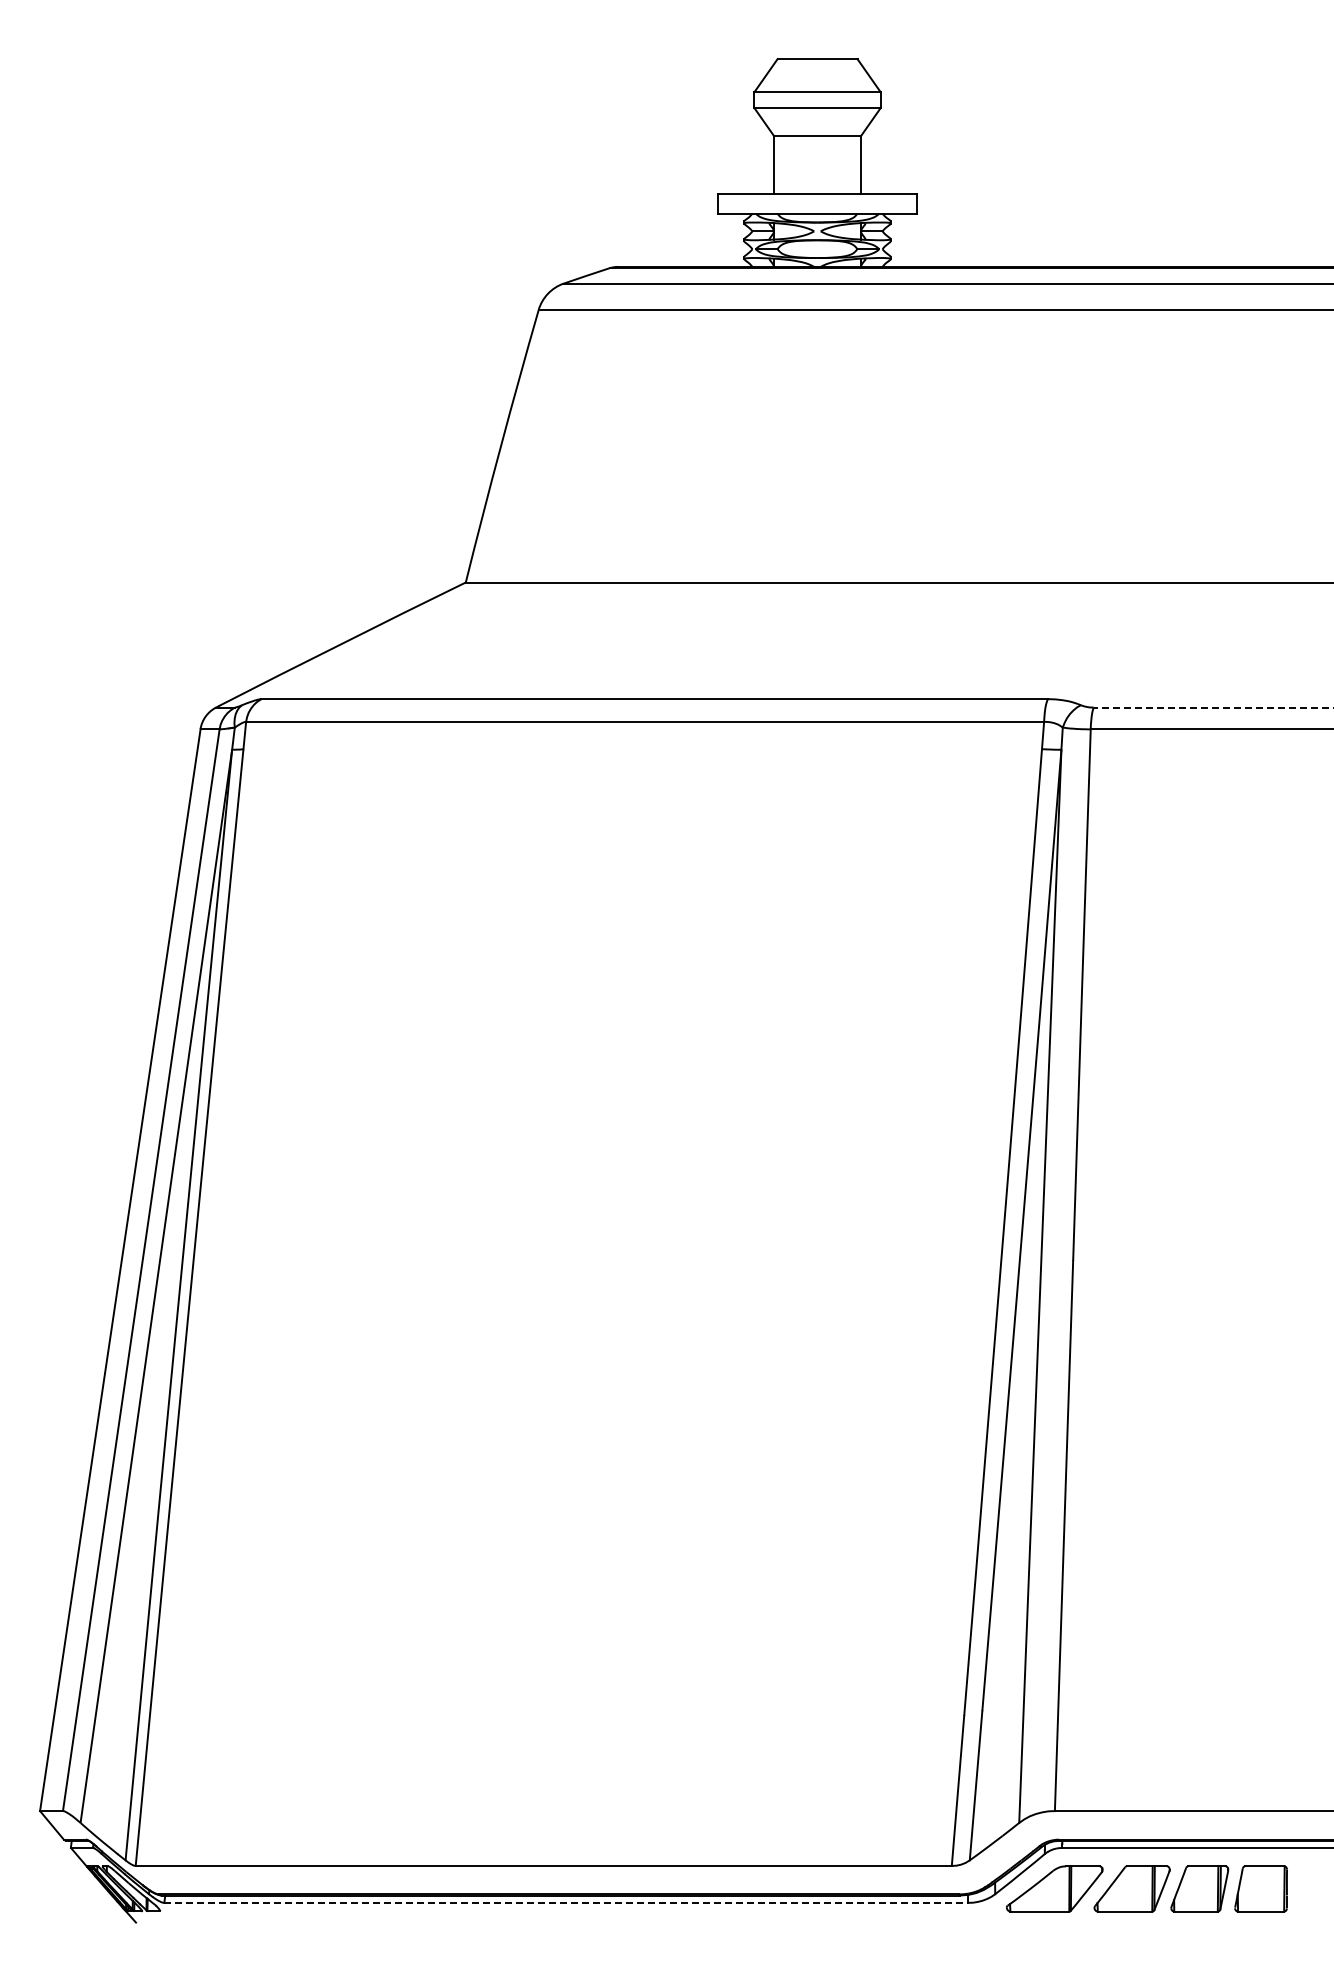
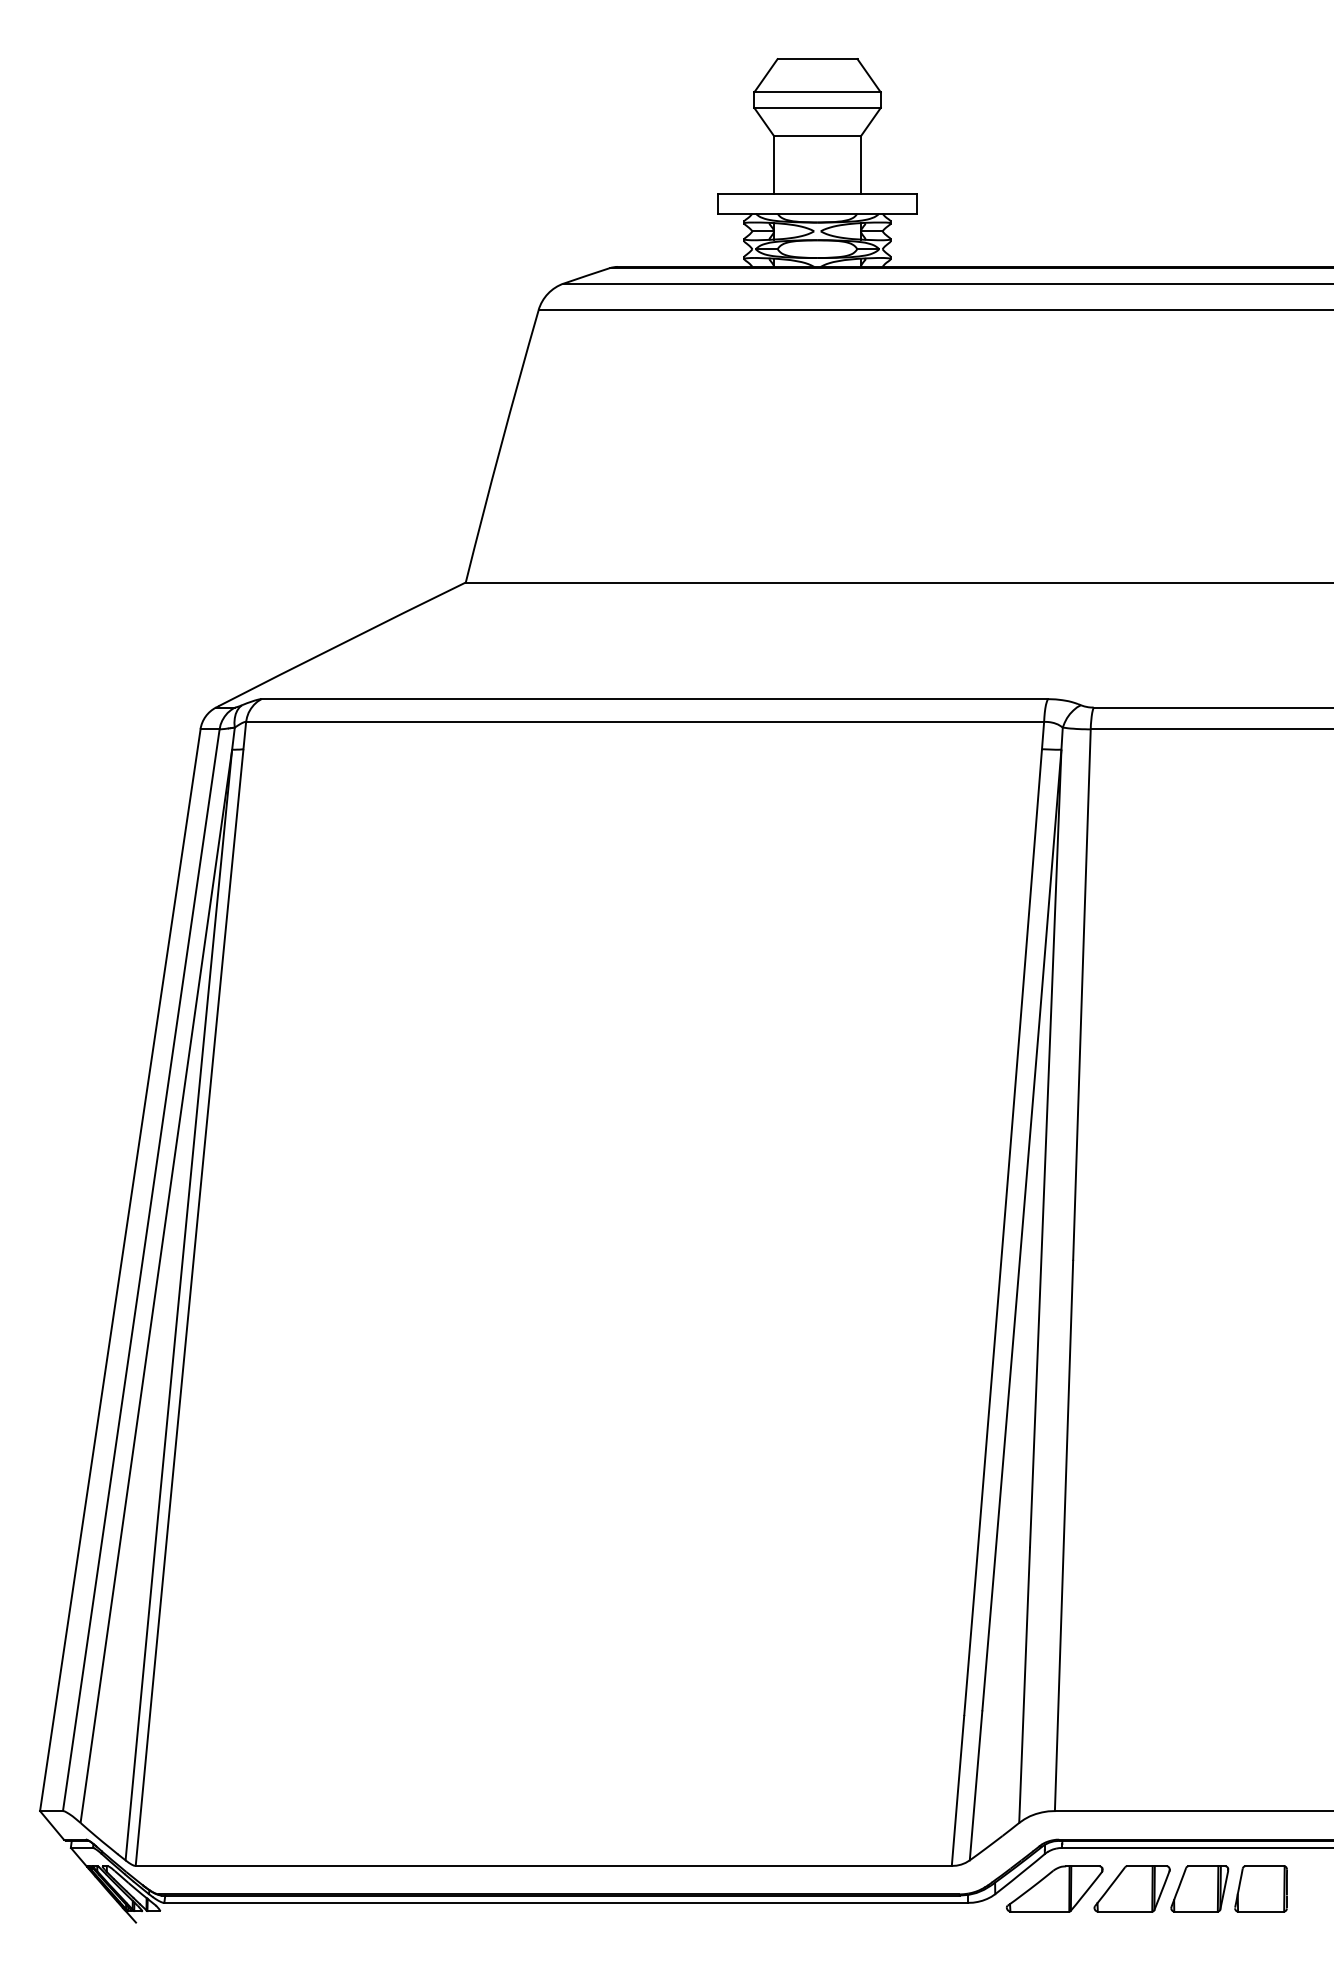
line: dashed -> solid (1213, 707)
line: dashed -> solid (566, 1902)
